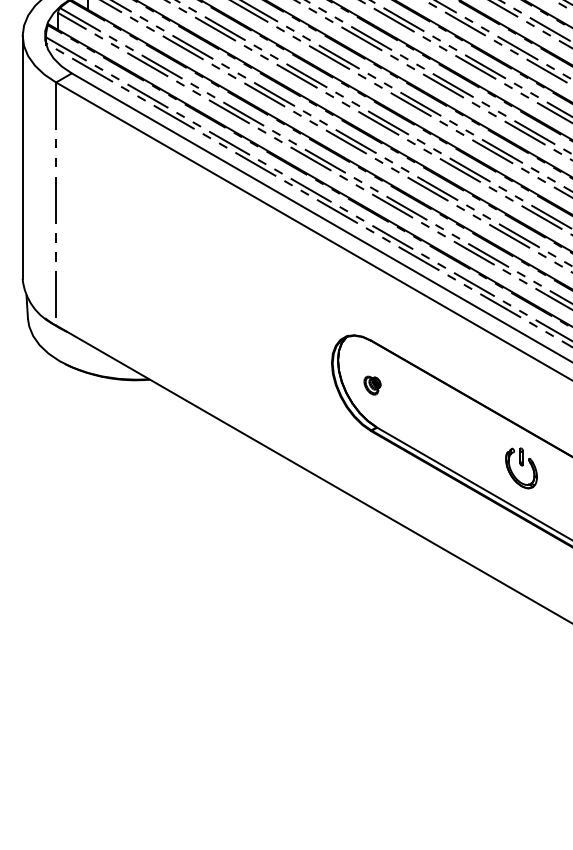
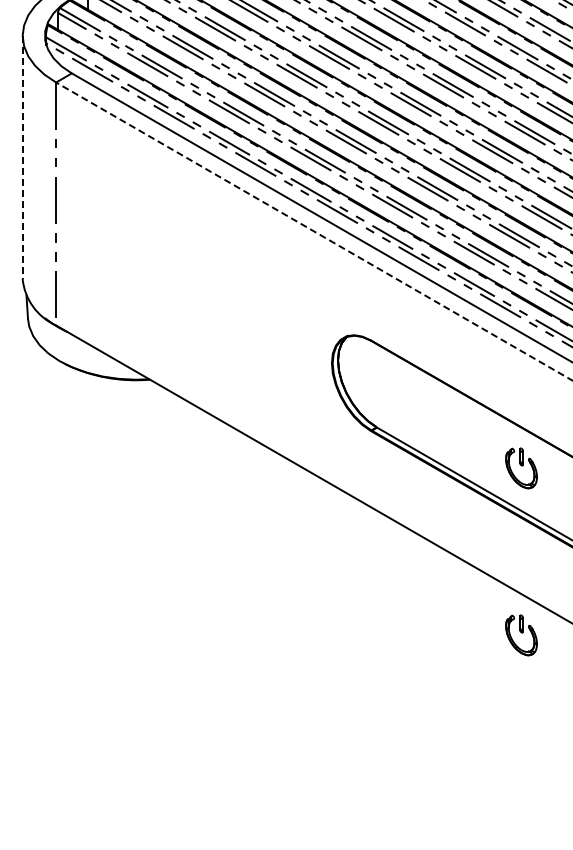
line: solid -> dashed (22, 157)
line: solid -> dashed (314, 231)
part: present -> none (372, 385)
part: none -> present (521, 635)
